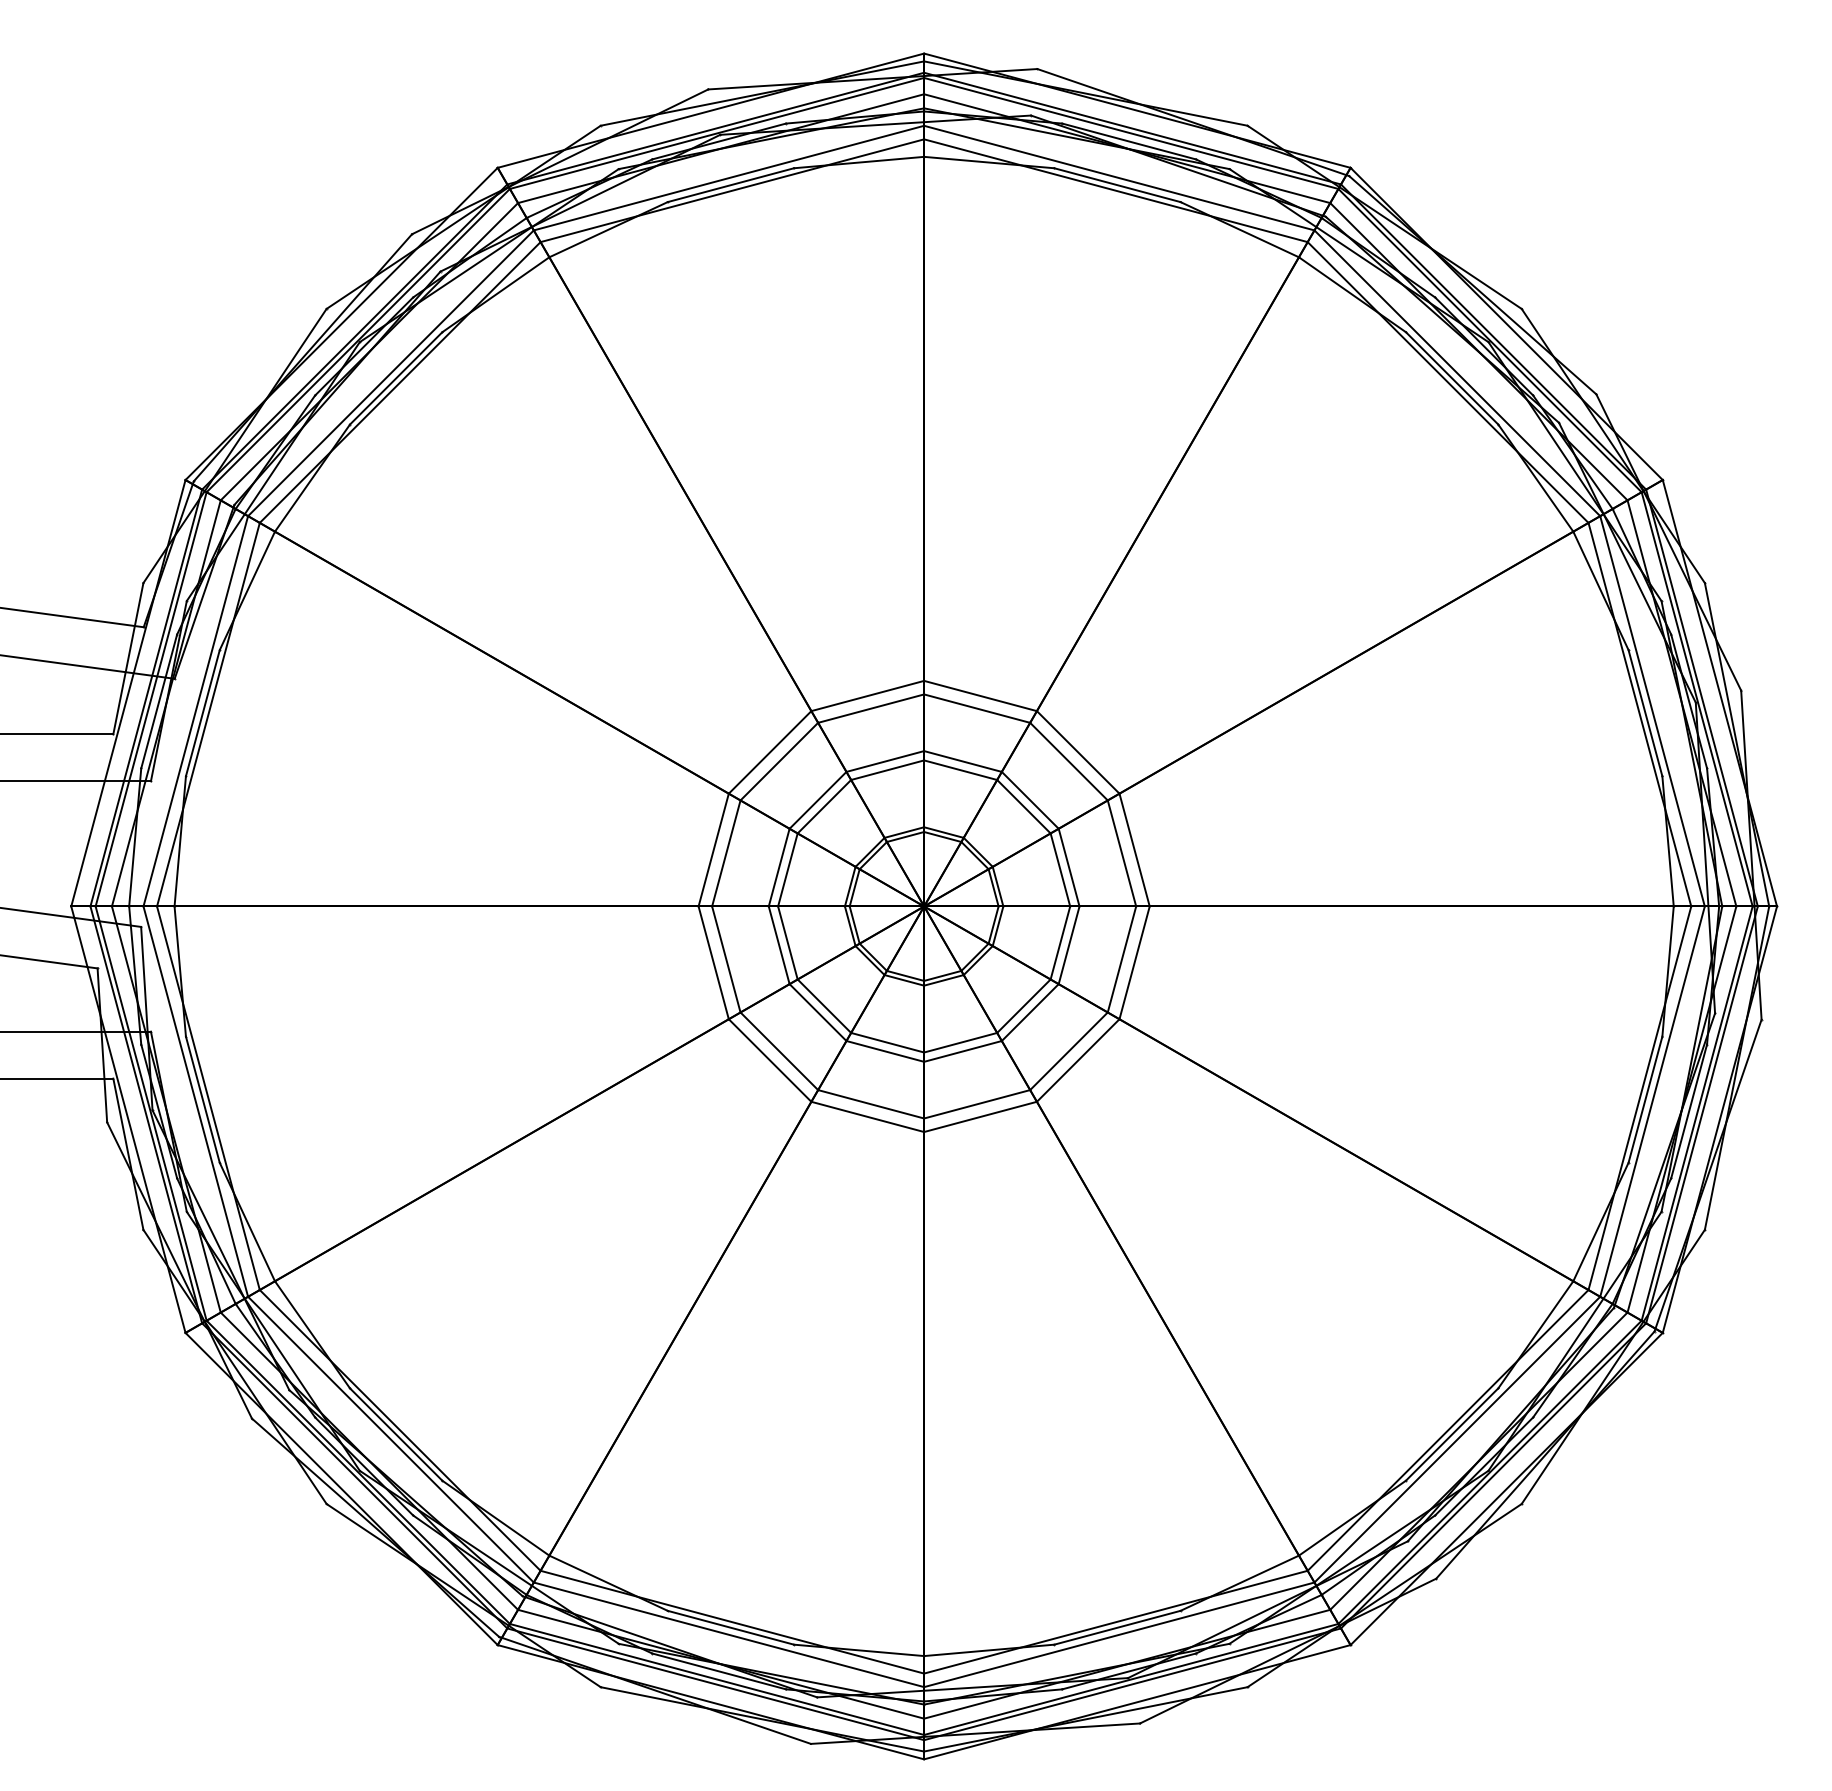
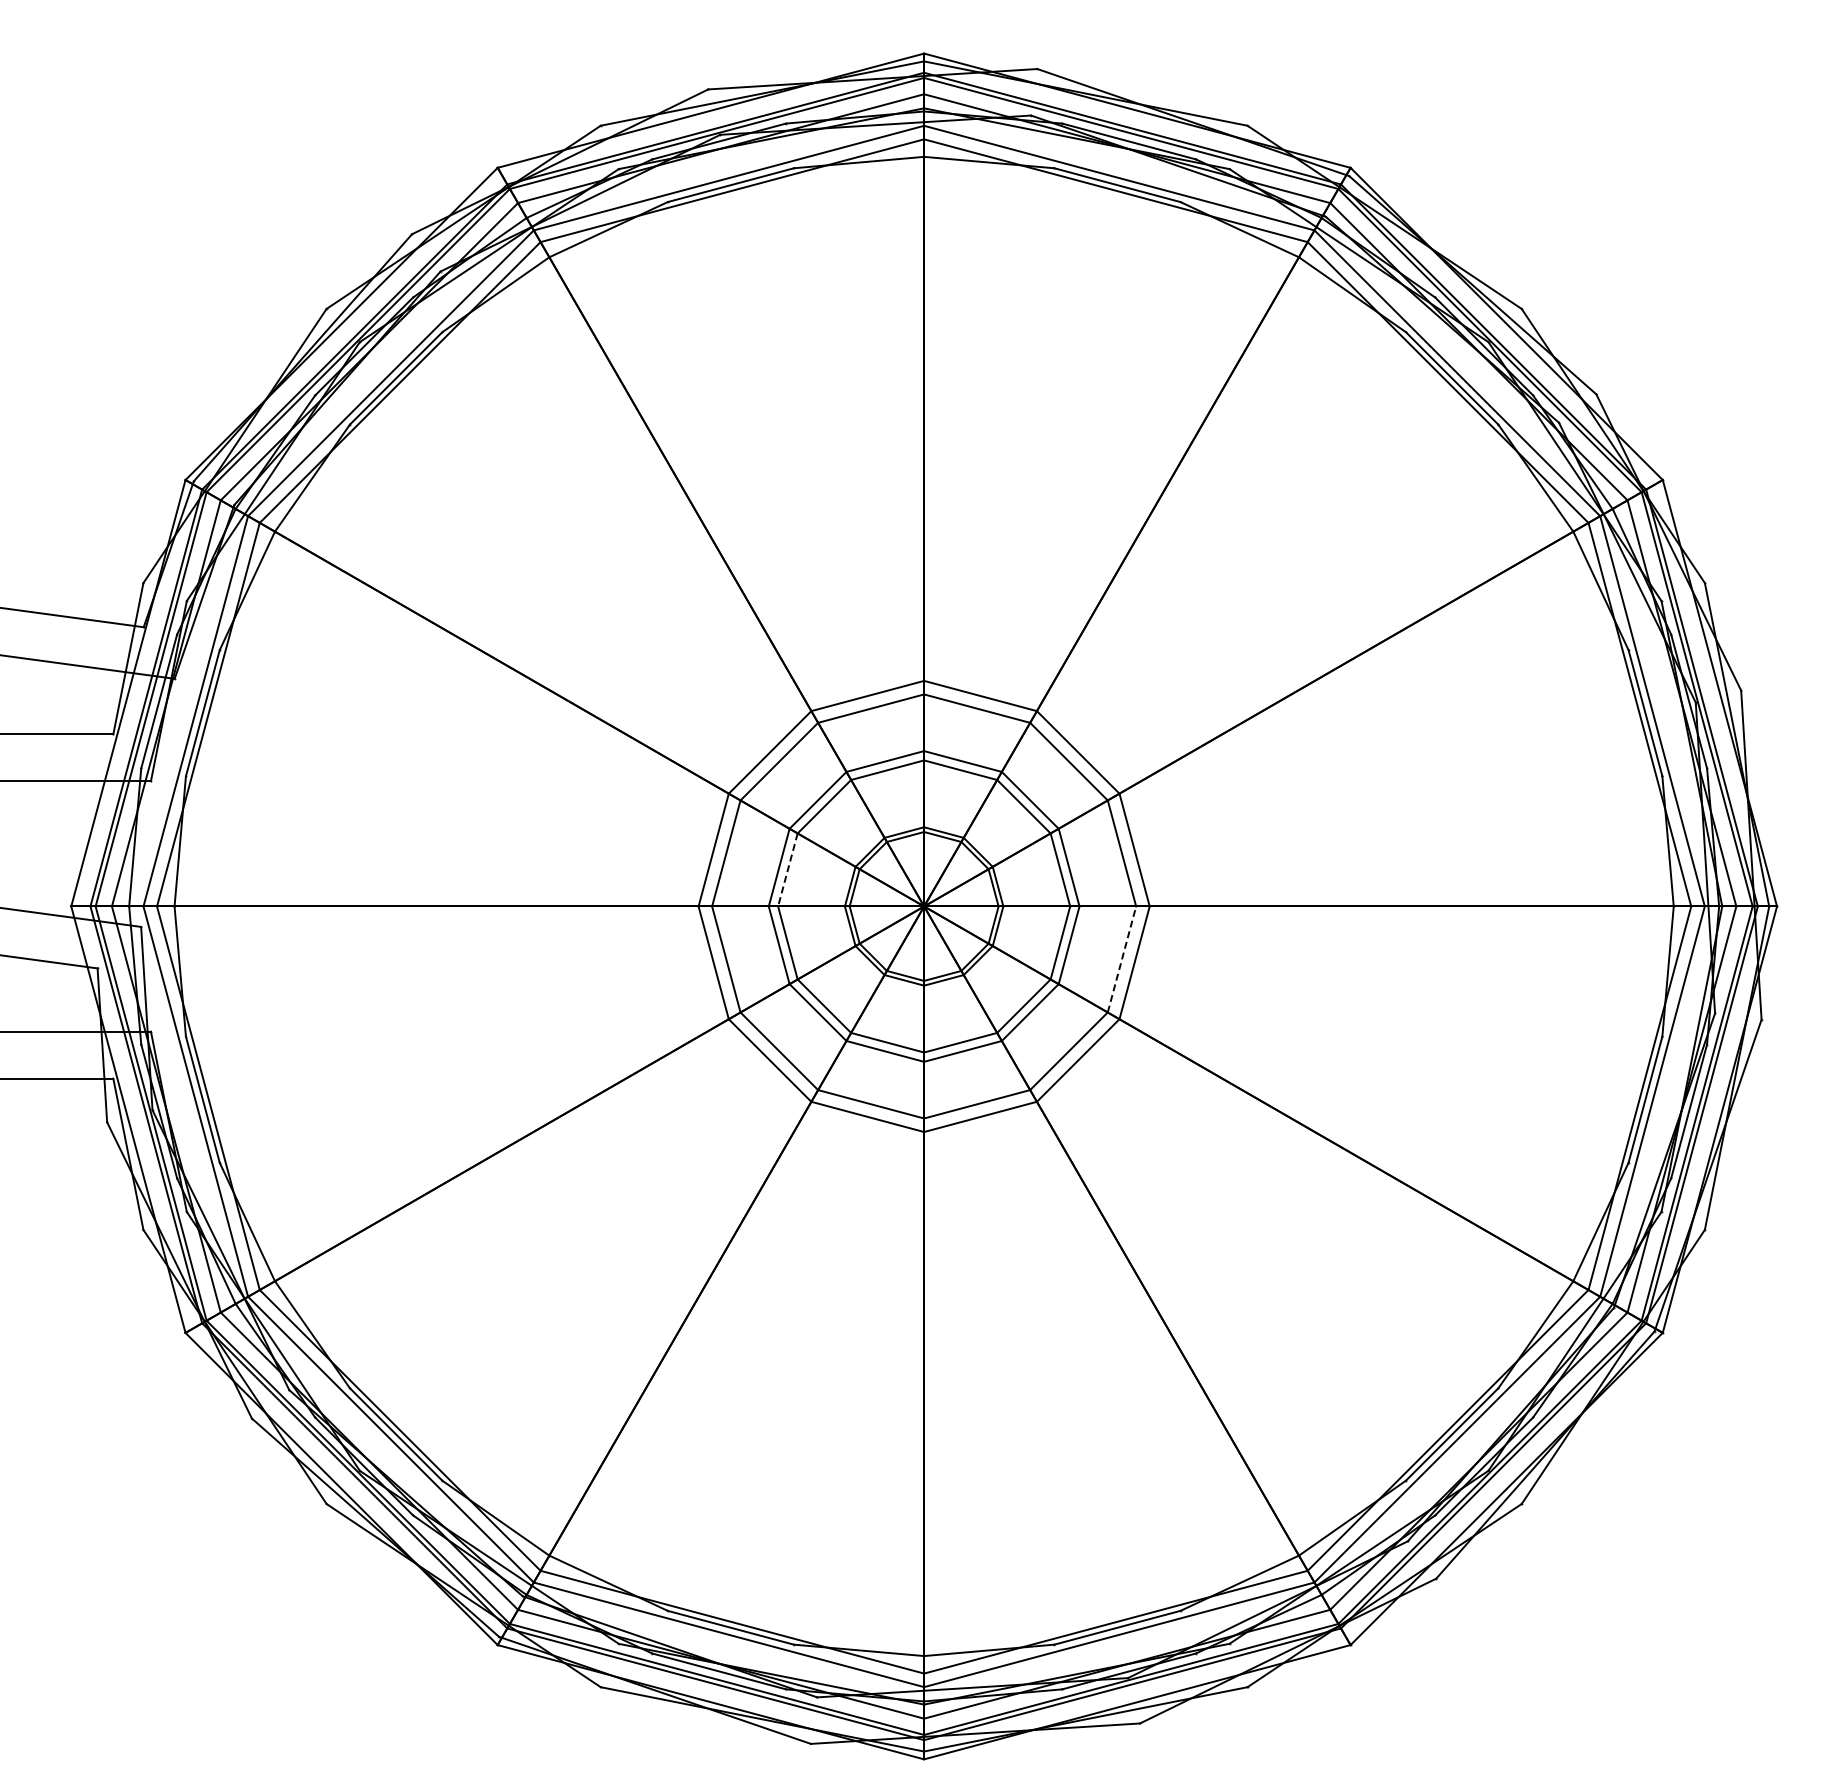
line: solid -> dashed (787, 869)
line: solid -> dashed (1121, 959)
